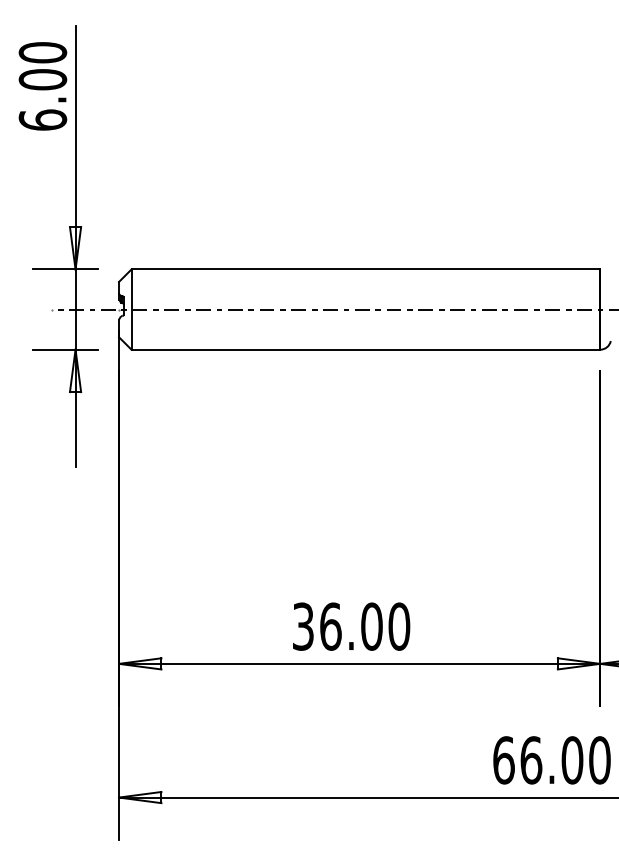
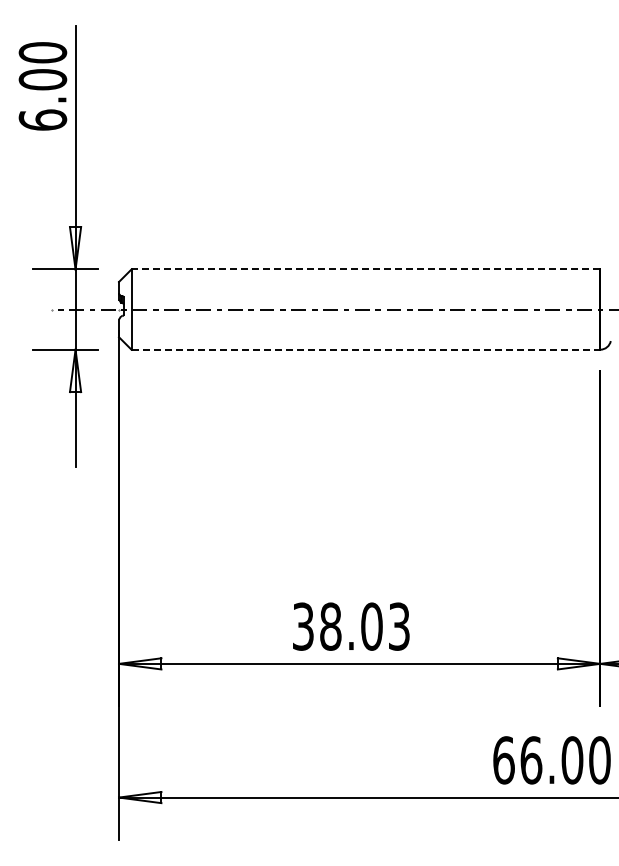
line: solid -> dashed (365, 269)
line: solid -> dashed (366, 349)
text: 36.00 -> 38.03 (365, 626)
